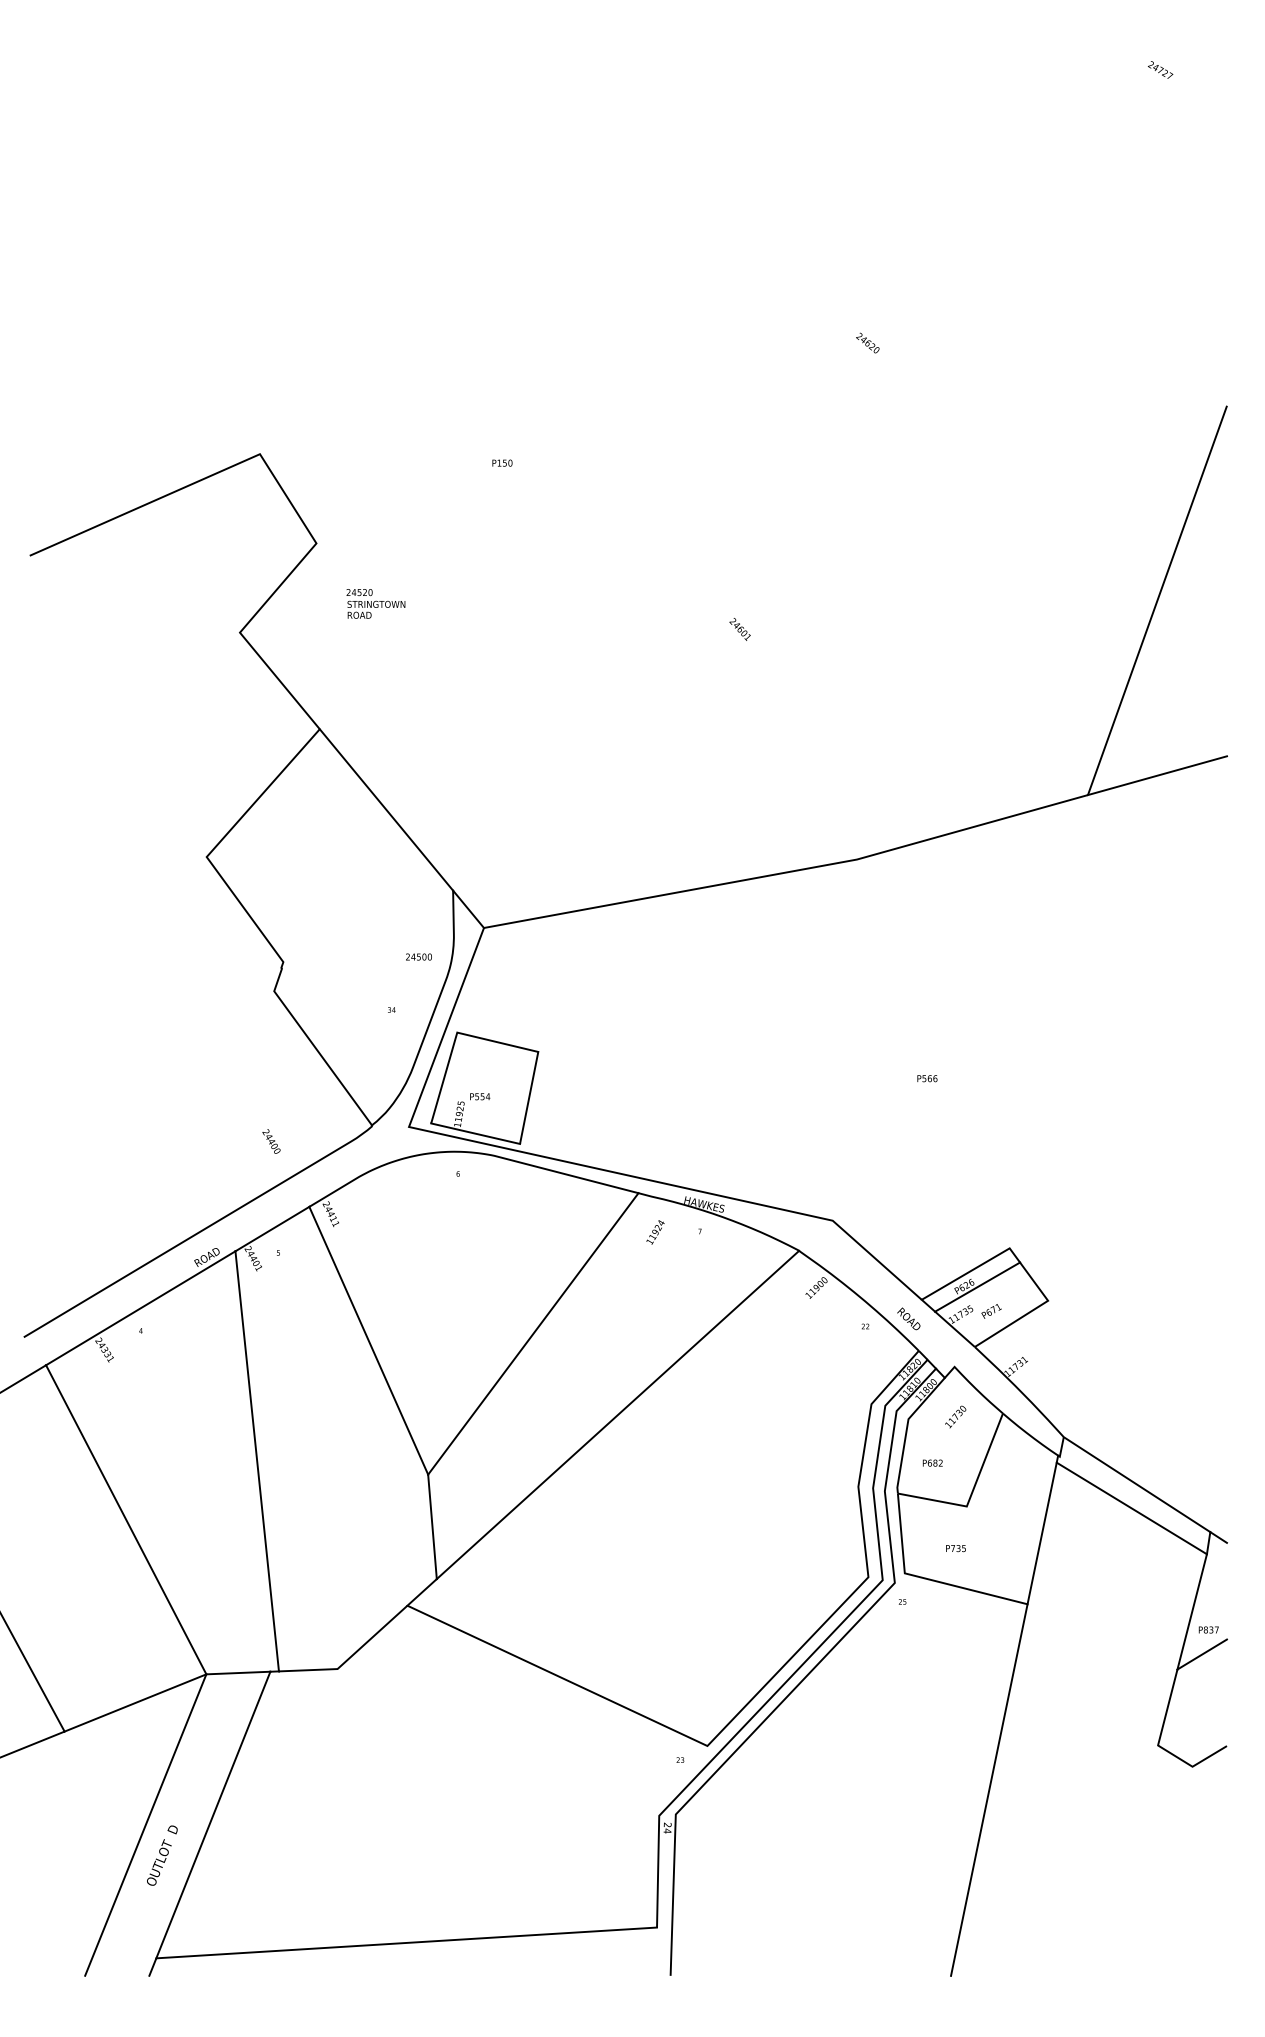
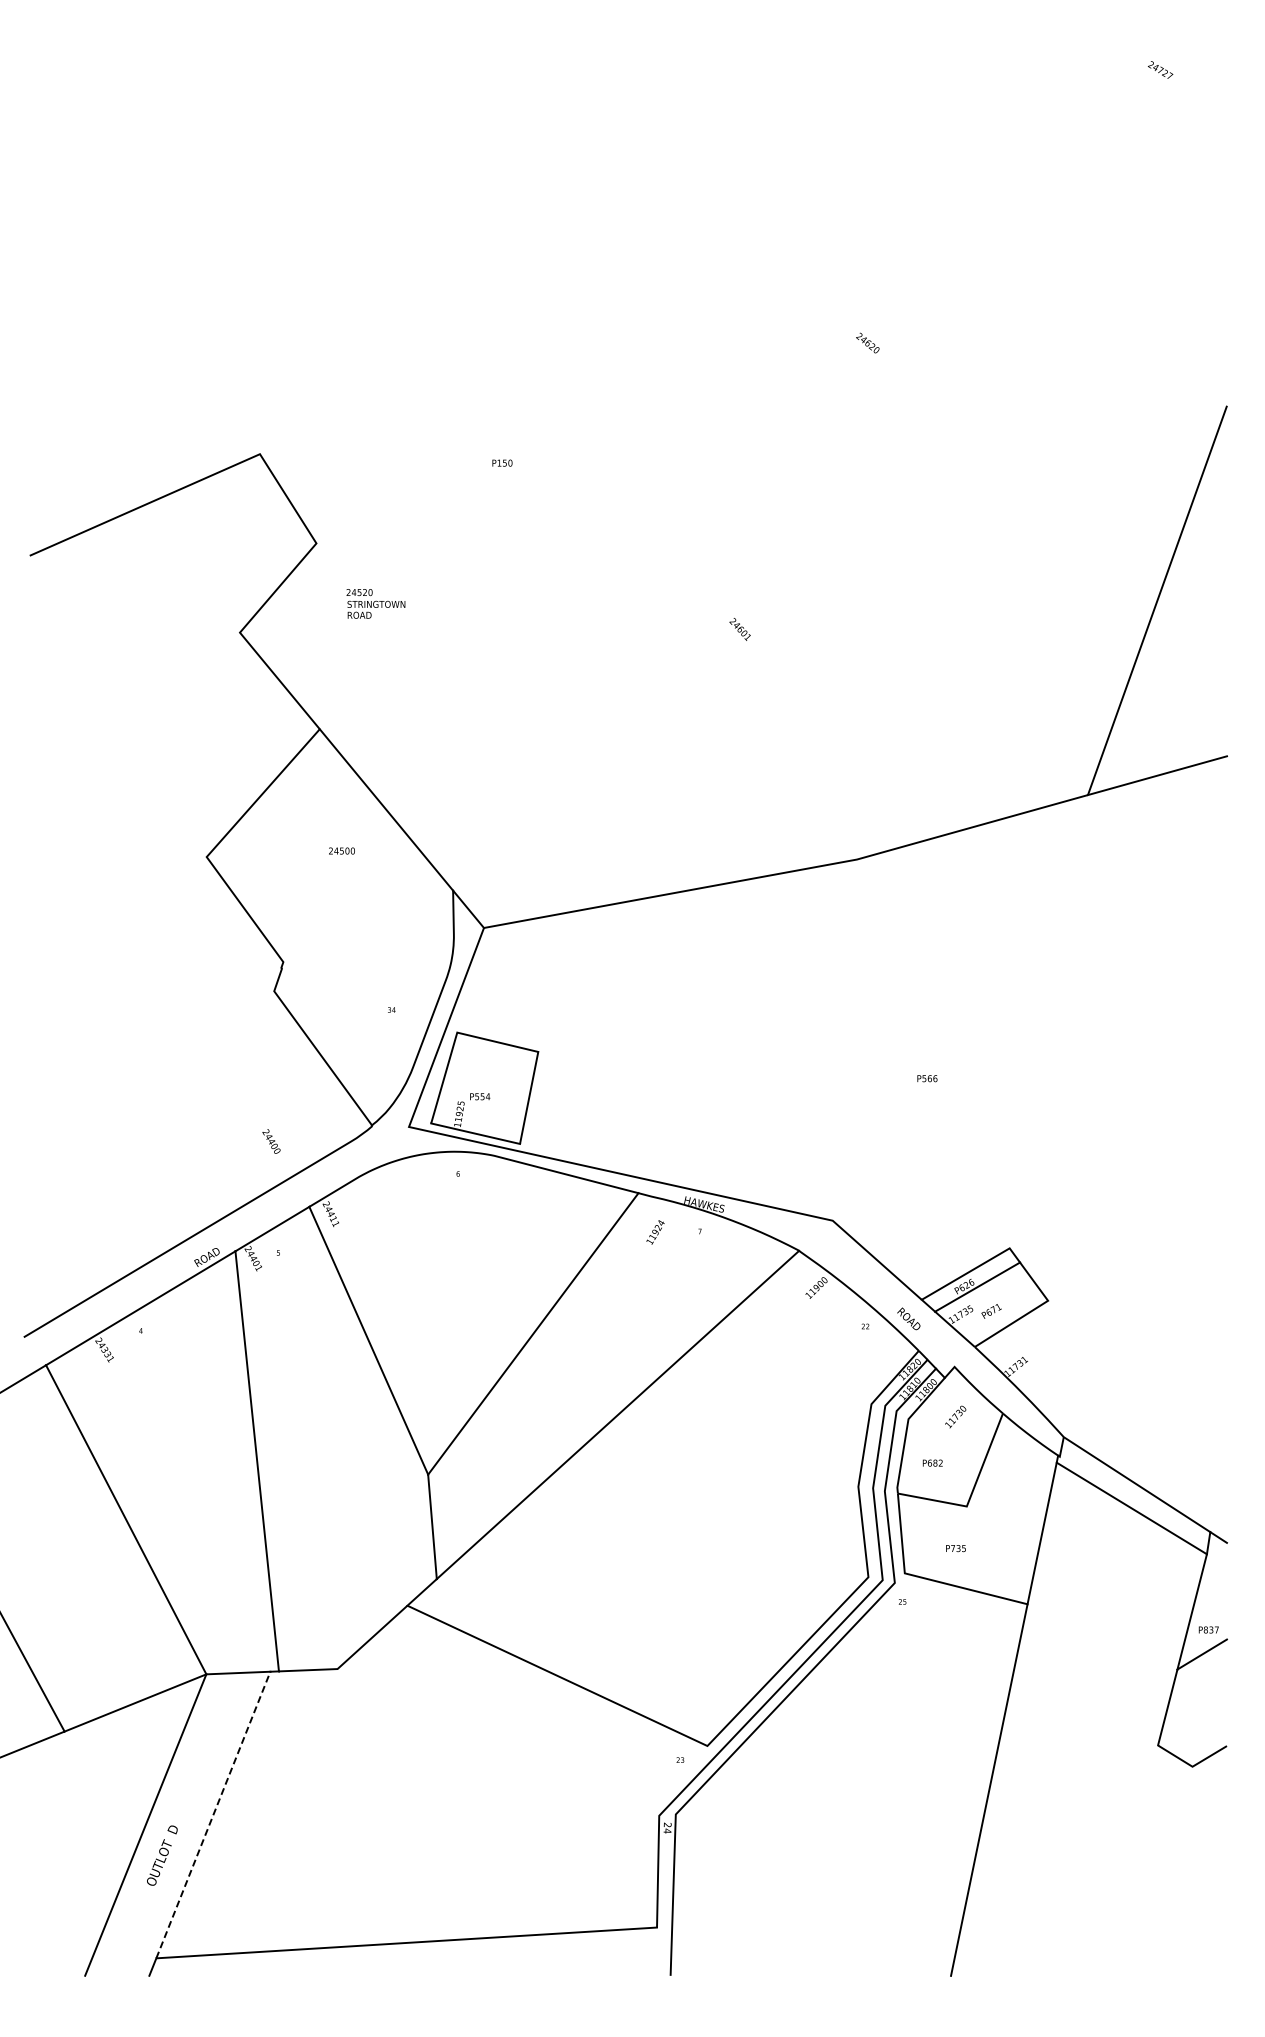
text position: (418, 956) -> (341, 850) (341, 850)
line: solid -> dashed (213, 1814)
